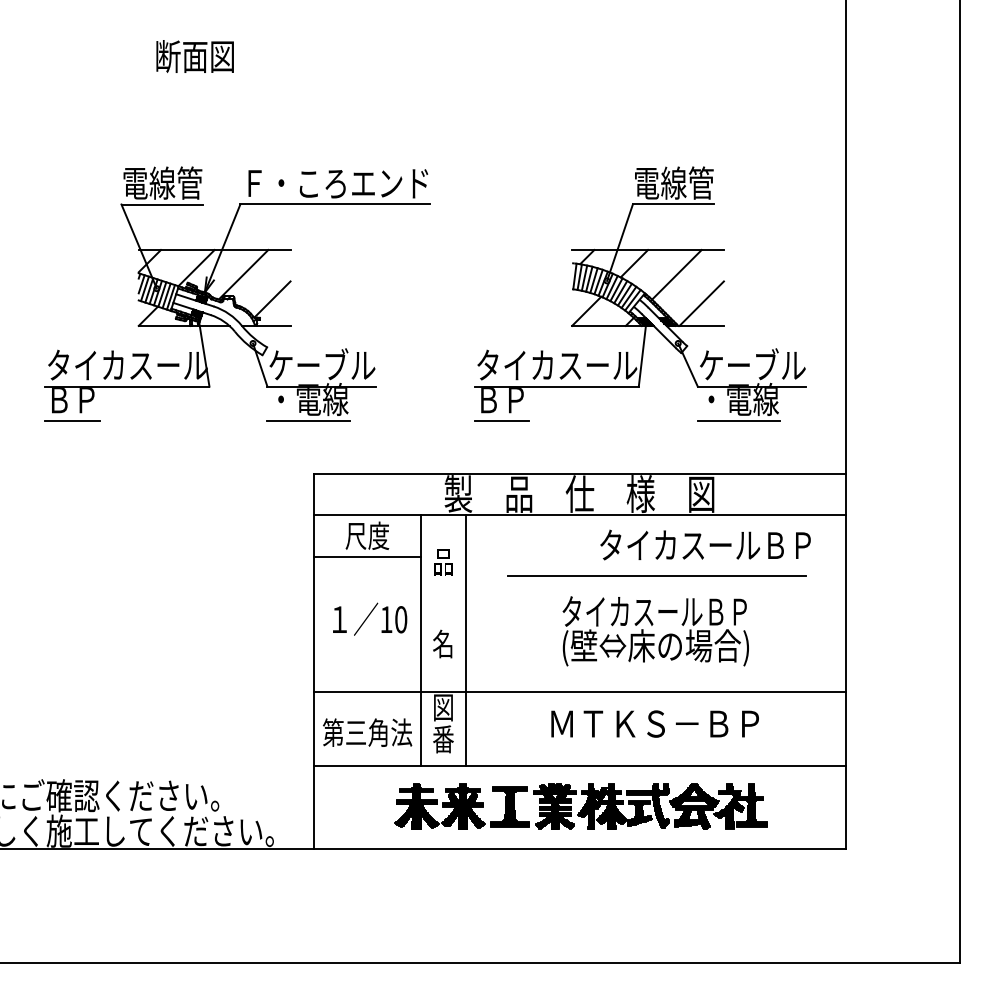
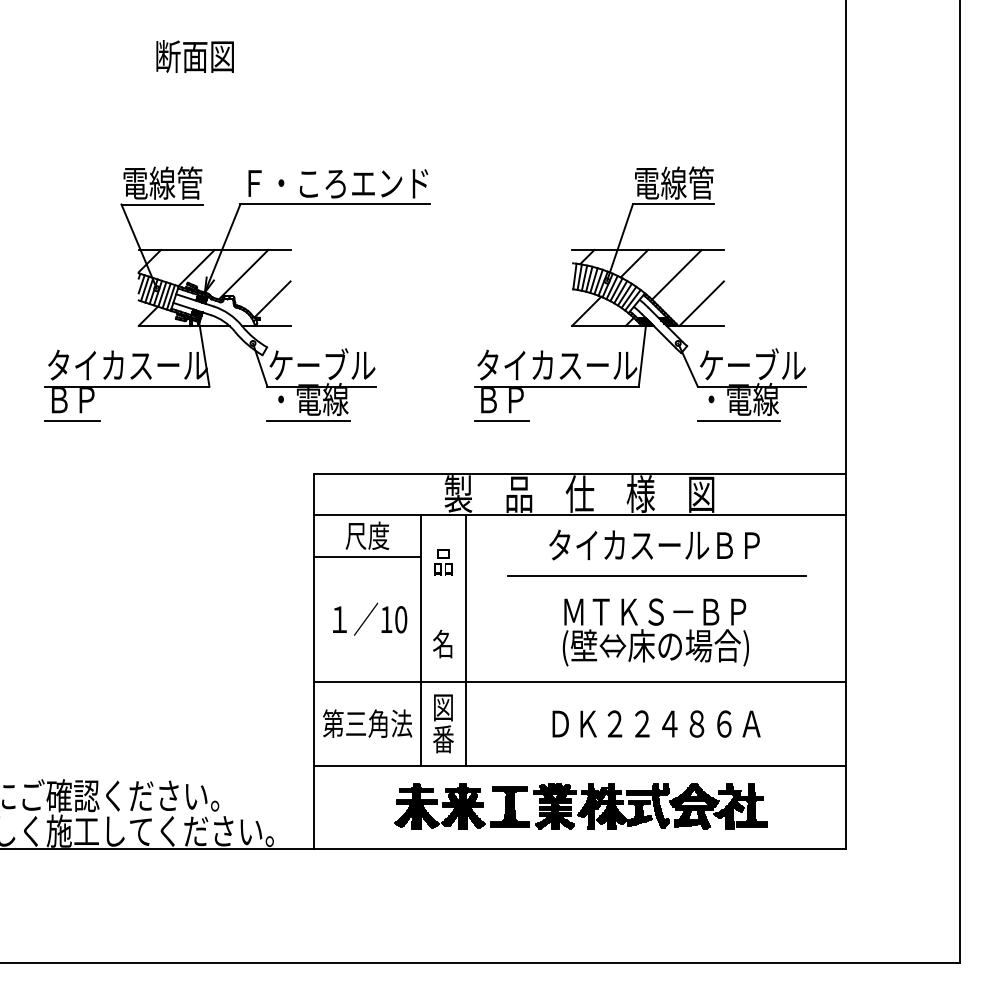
text position: (705, 544) -> (654, 544) (654, 544)
text: タイカスールＢＰ -> ＭＴＫＳ－ＢＰ (654, 611)
line position: (579, 692) -> (579, 682) (579, 682)
text: ＭＴＫＳ－ＢＰ -> ＤＫ２２４８６Ａ (655, 723)
text position: (367, 732) -> (367, 723) (367, 723)
